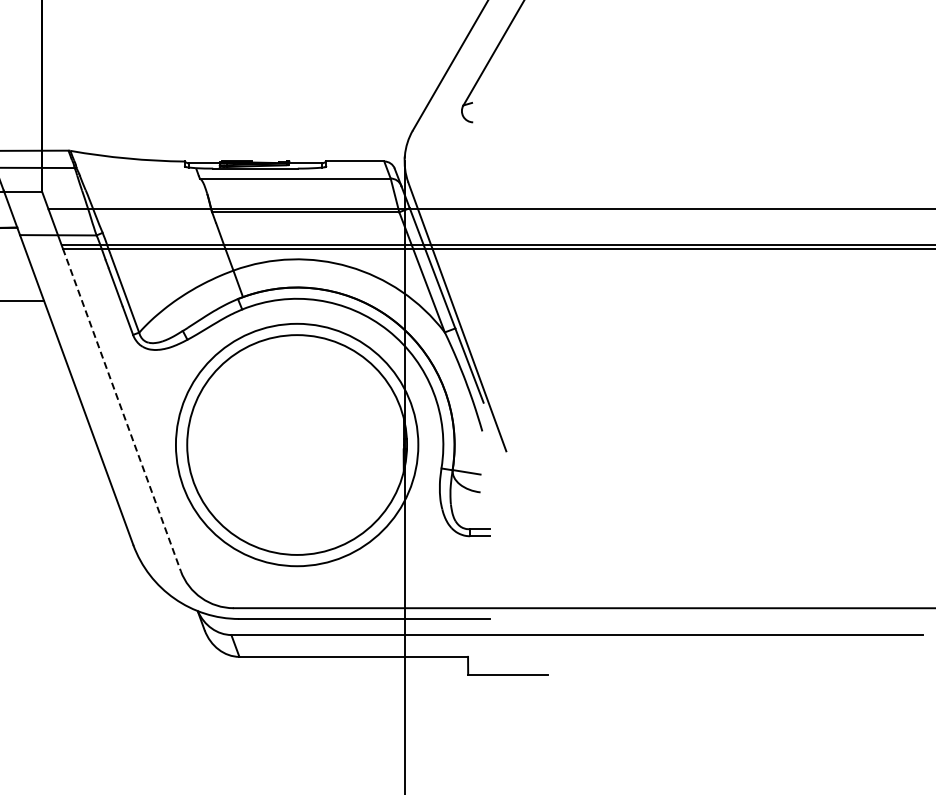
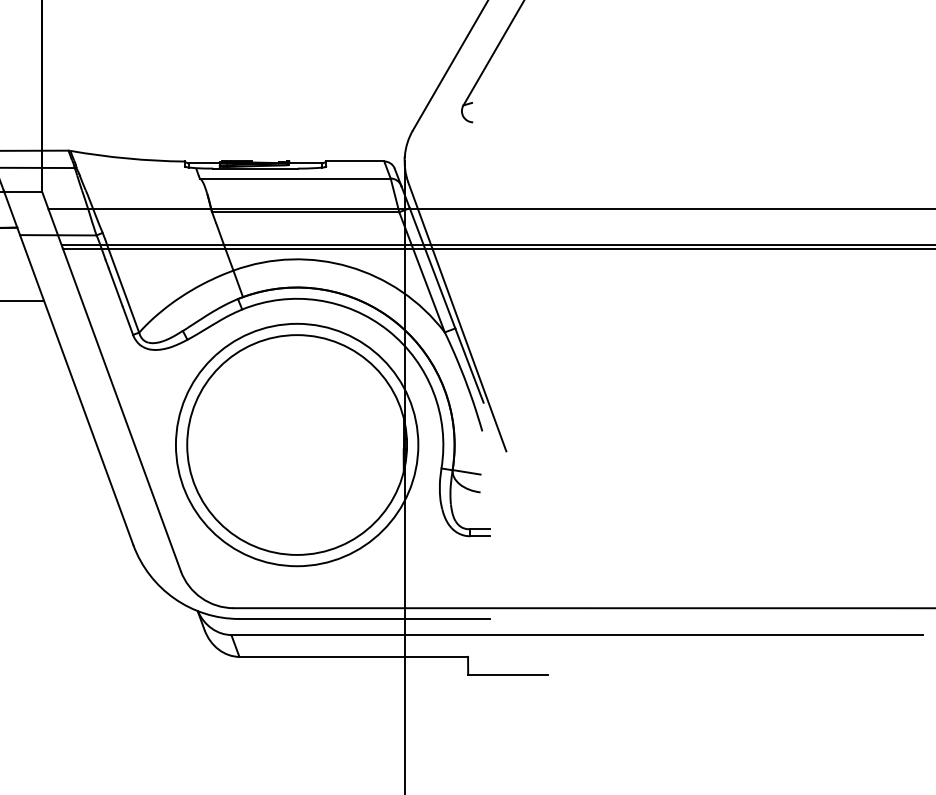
line: dashed -> solid (121, 409)
